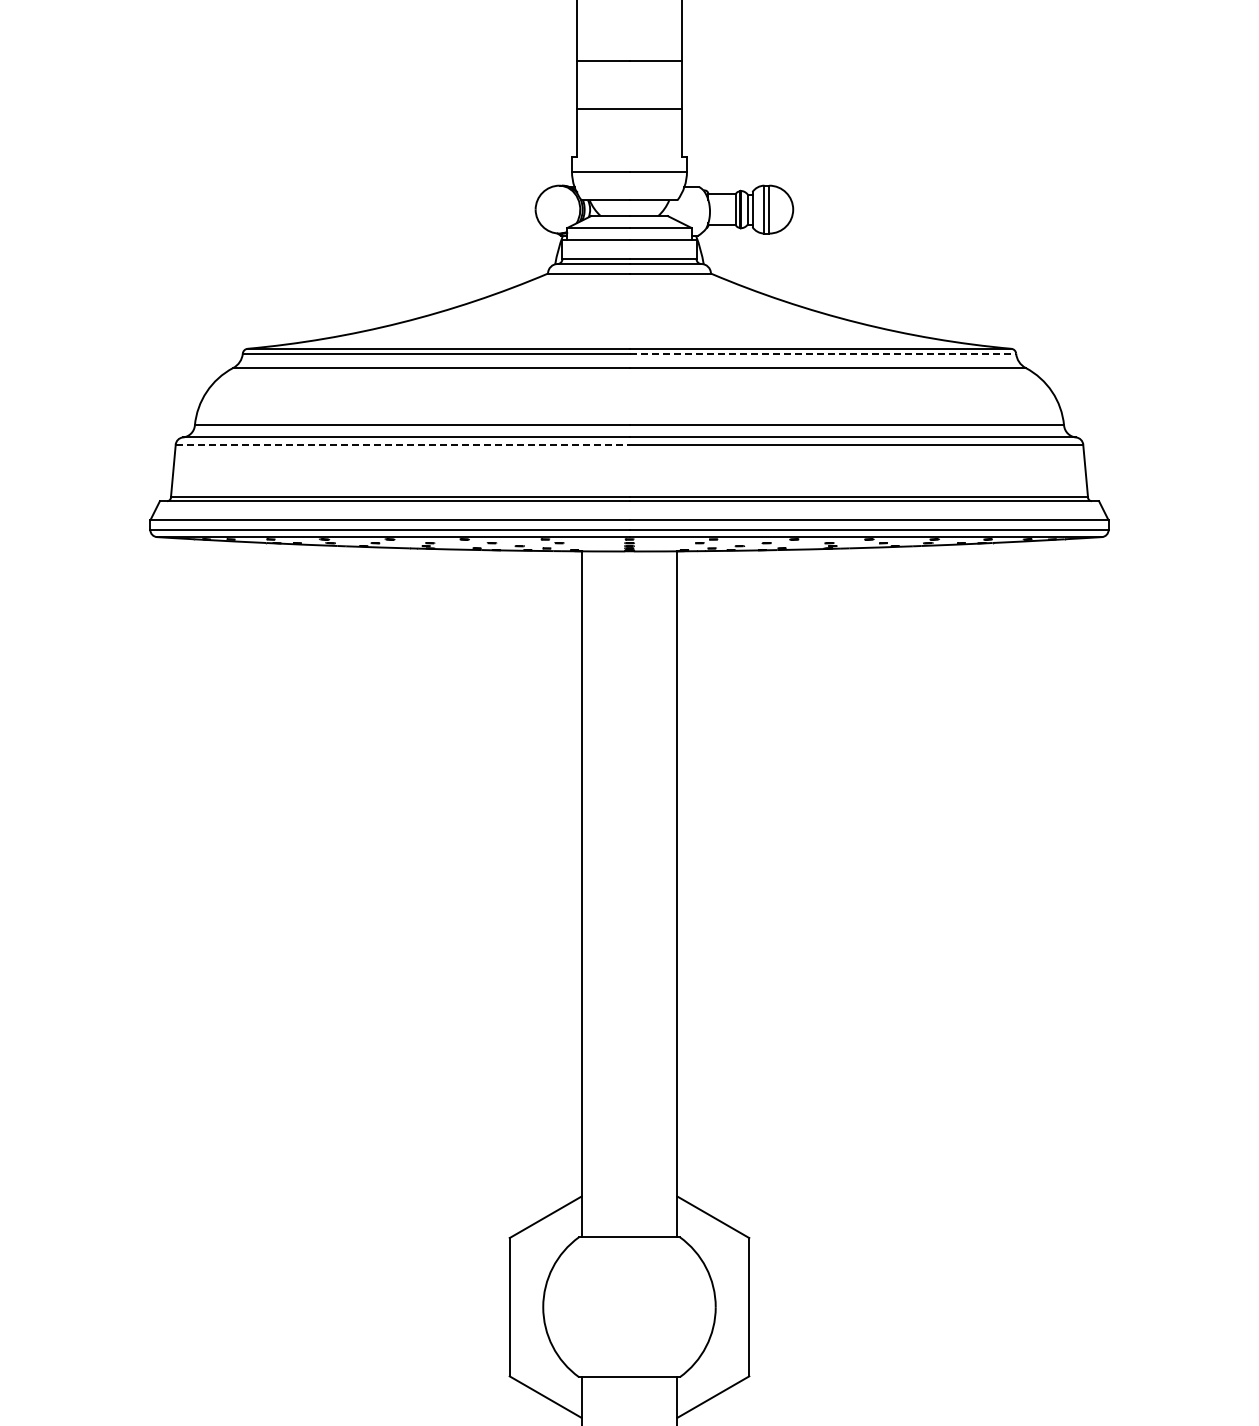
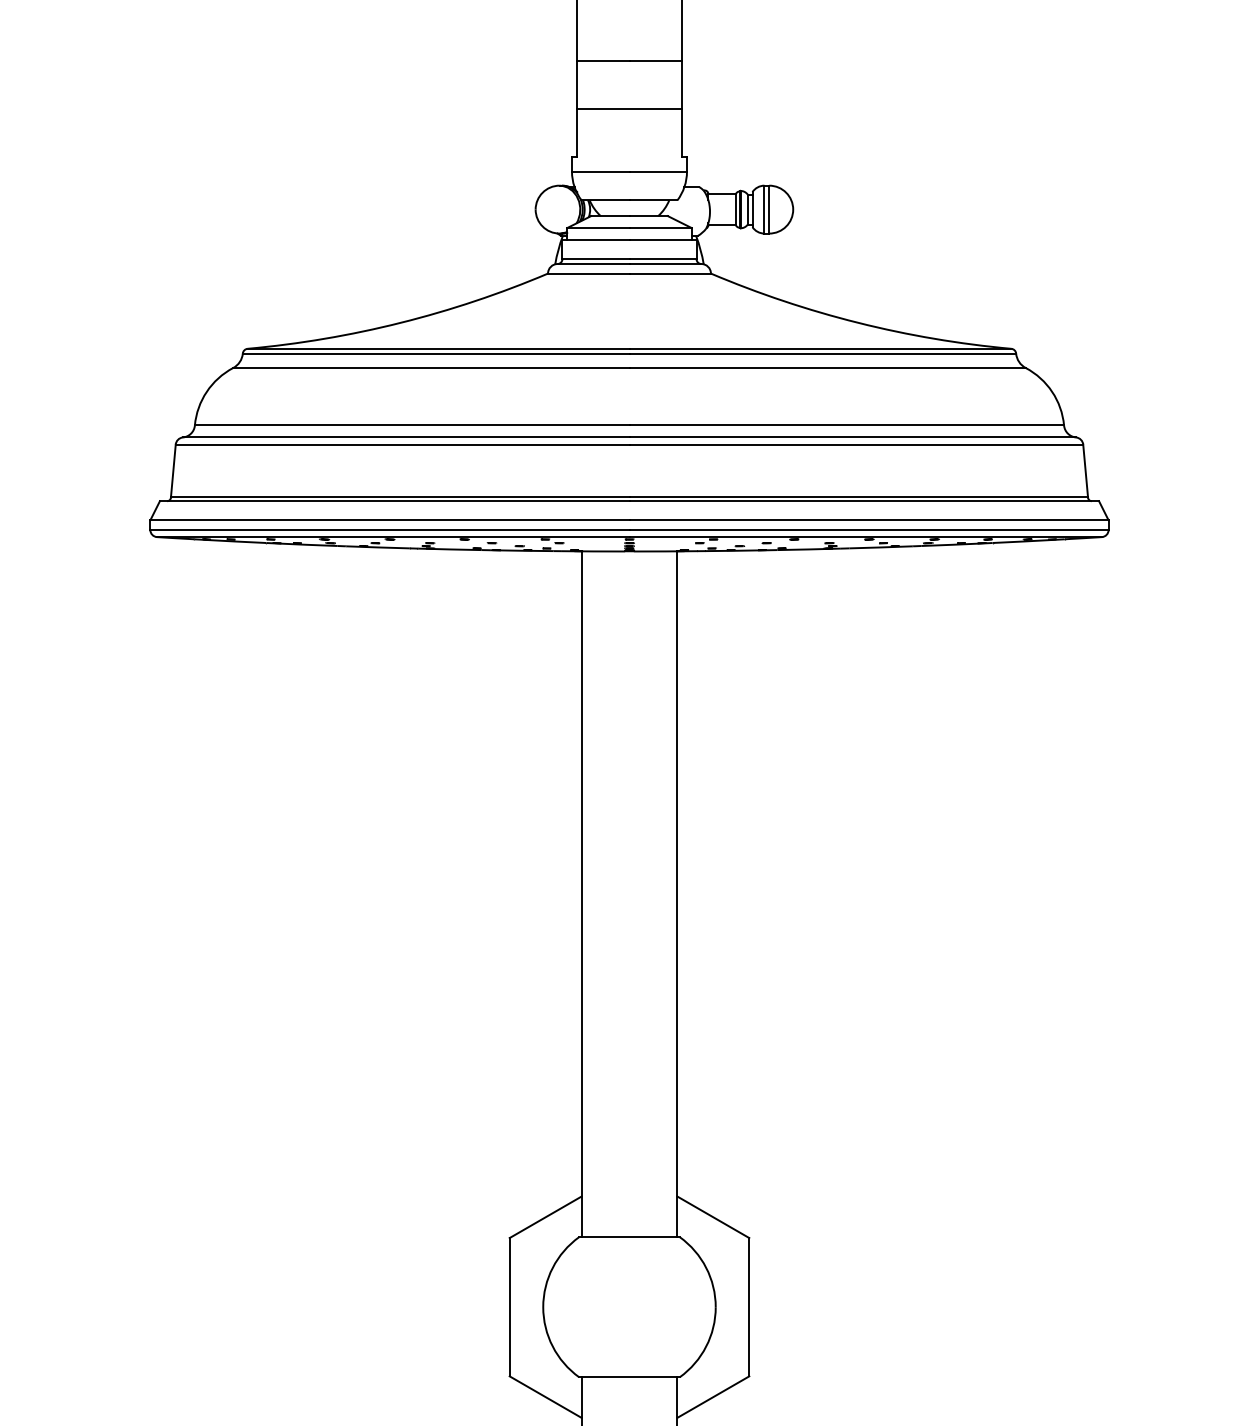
line: dashed -> solid (823, 353)
line: dashed -> solid (402, 444)
